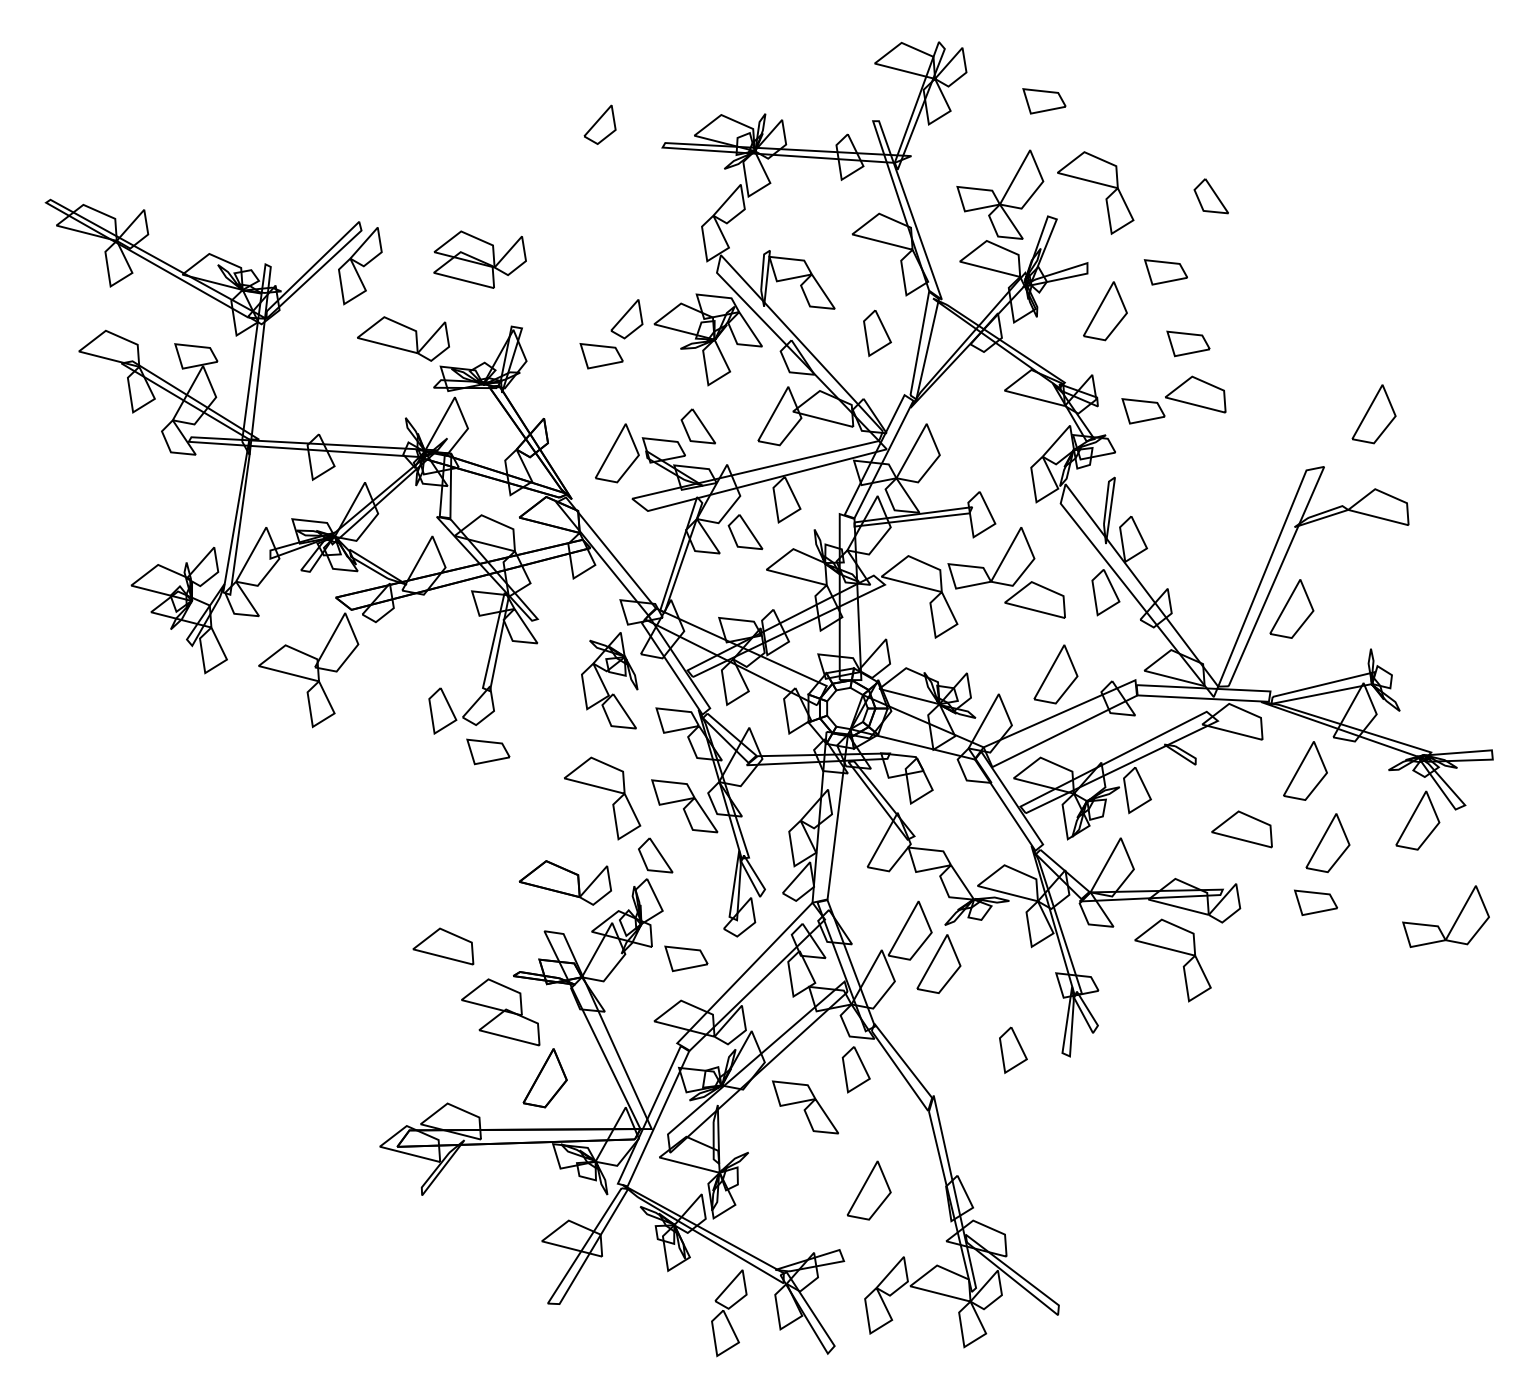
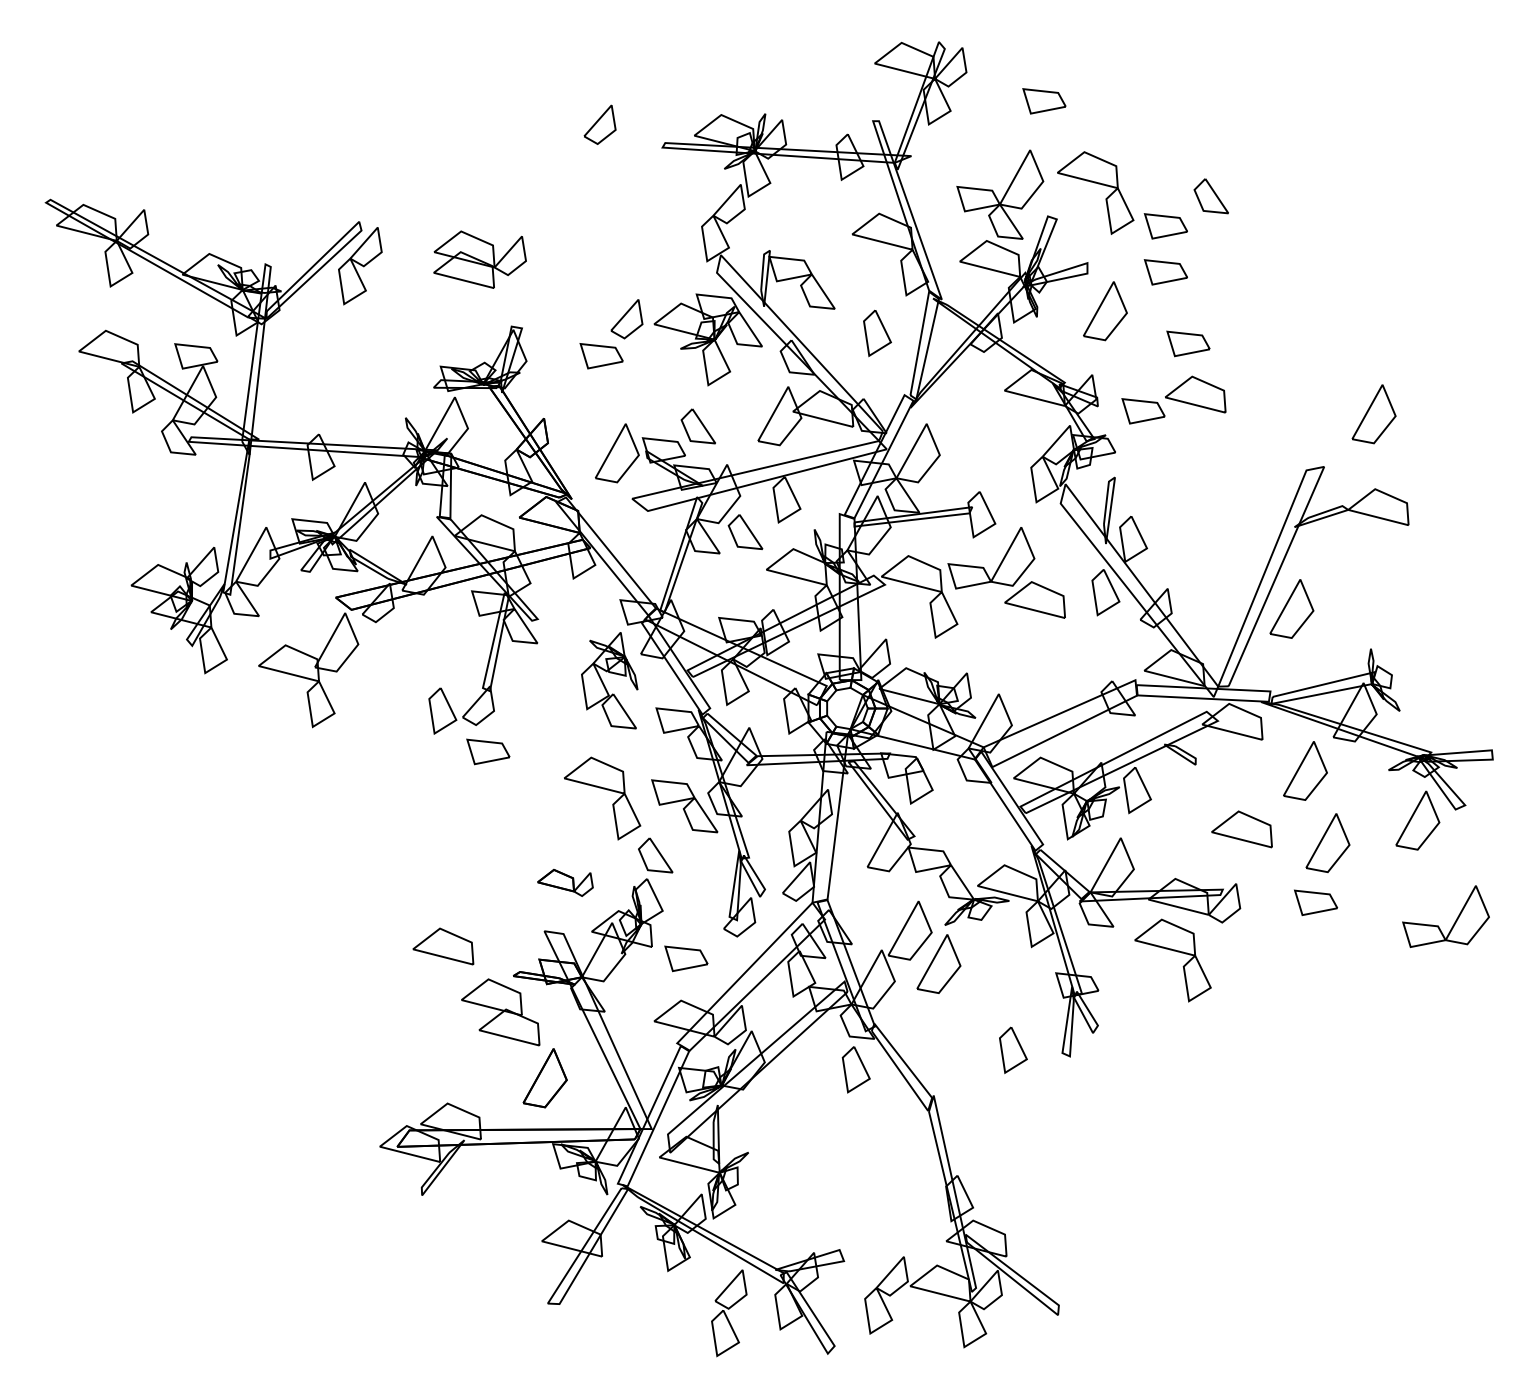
part: none -> present (1165, 226)
part: present -> none (403, 338)
part: present -> none (1055, 674)
part size: 95x46 px -> 57x29 px (565, 882)
part: present -> none (804, 1107)
part: present -> none (868, 1190)
